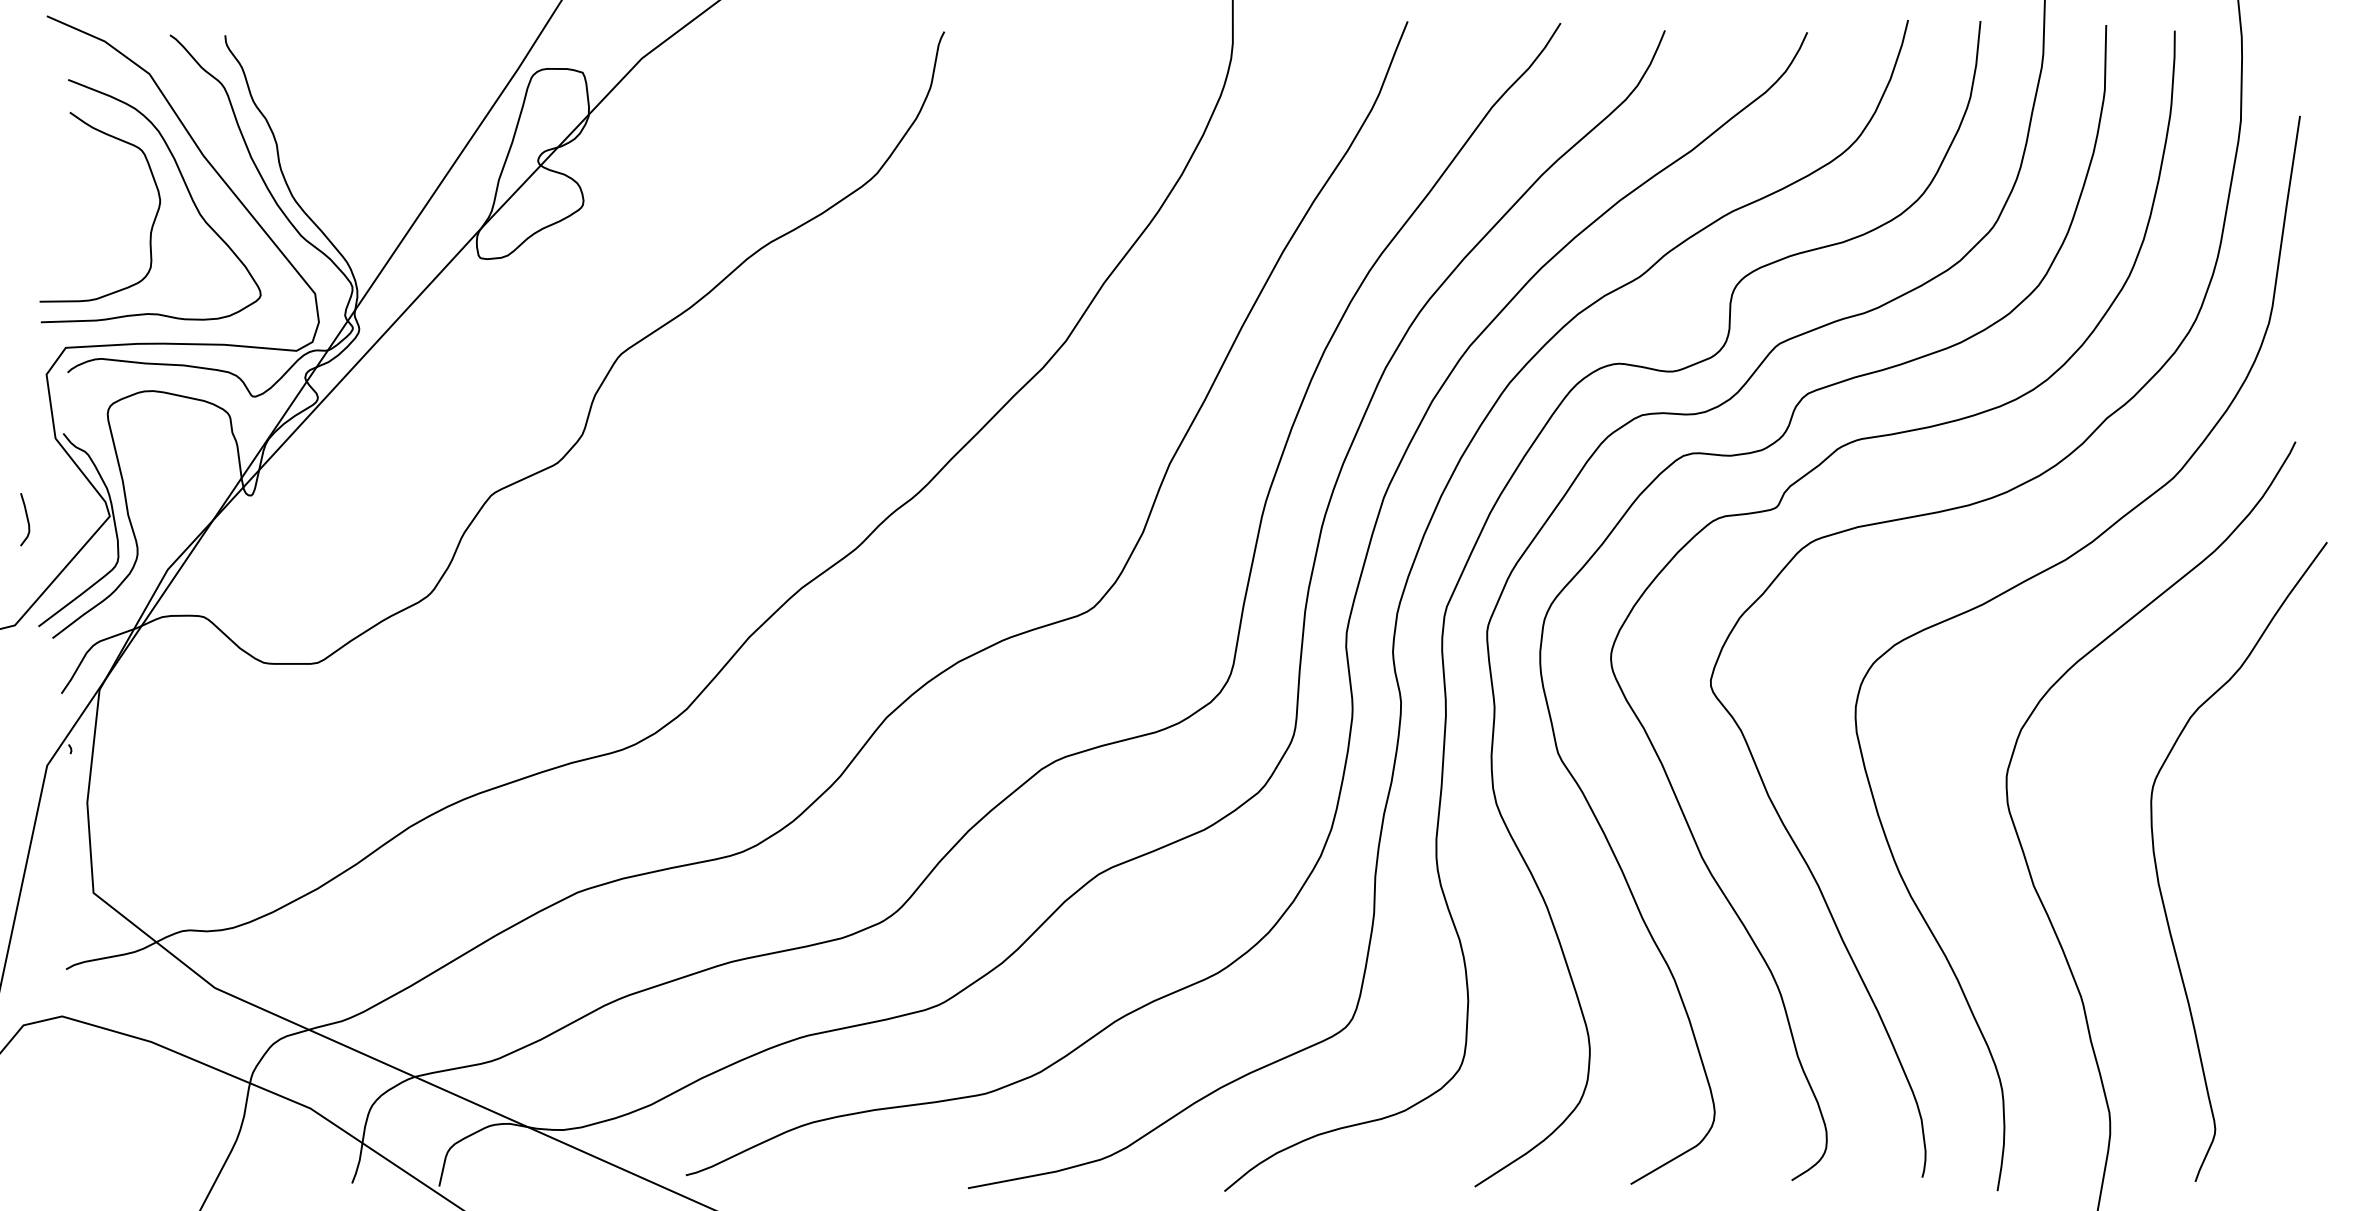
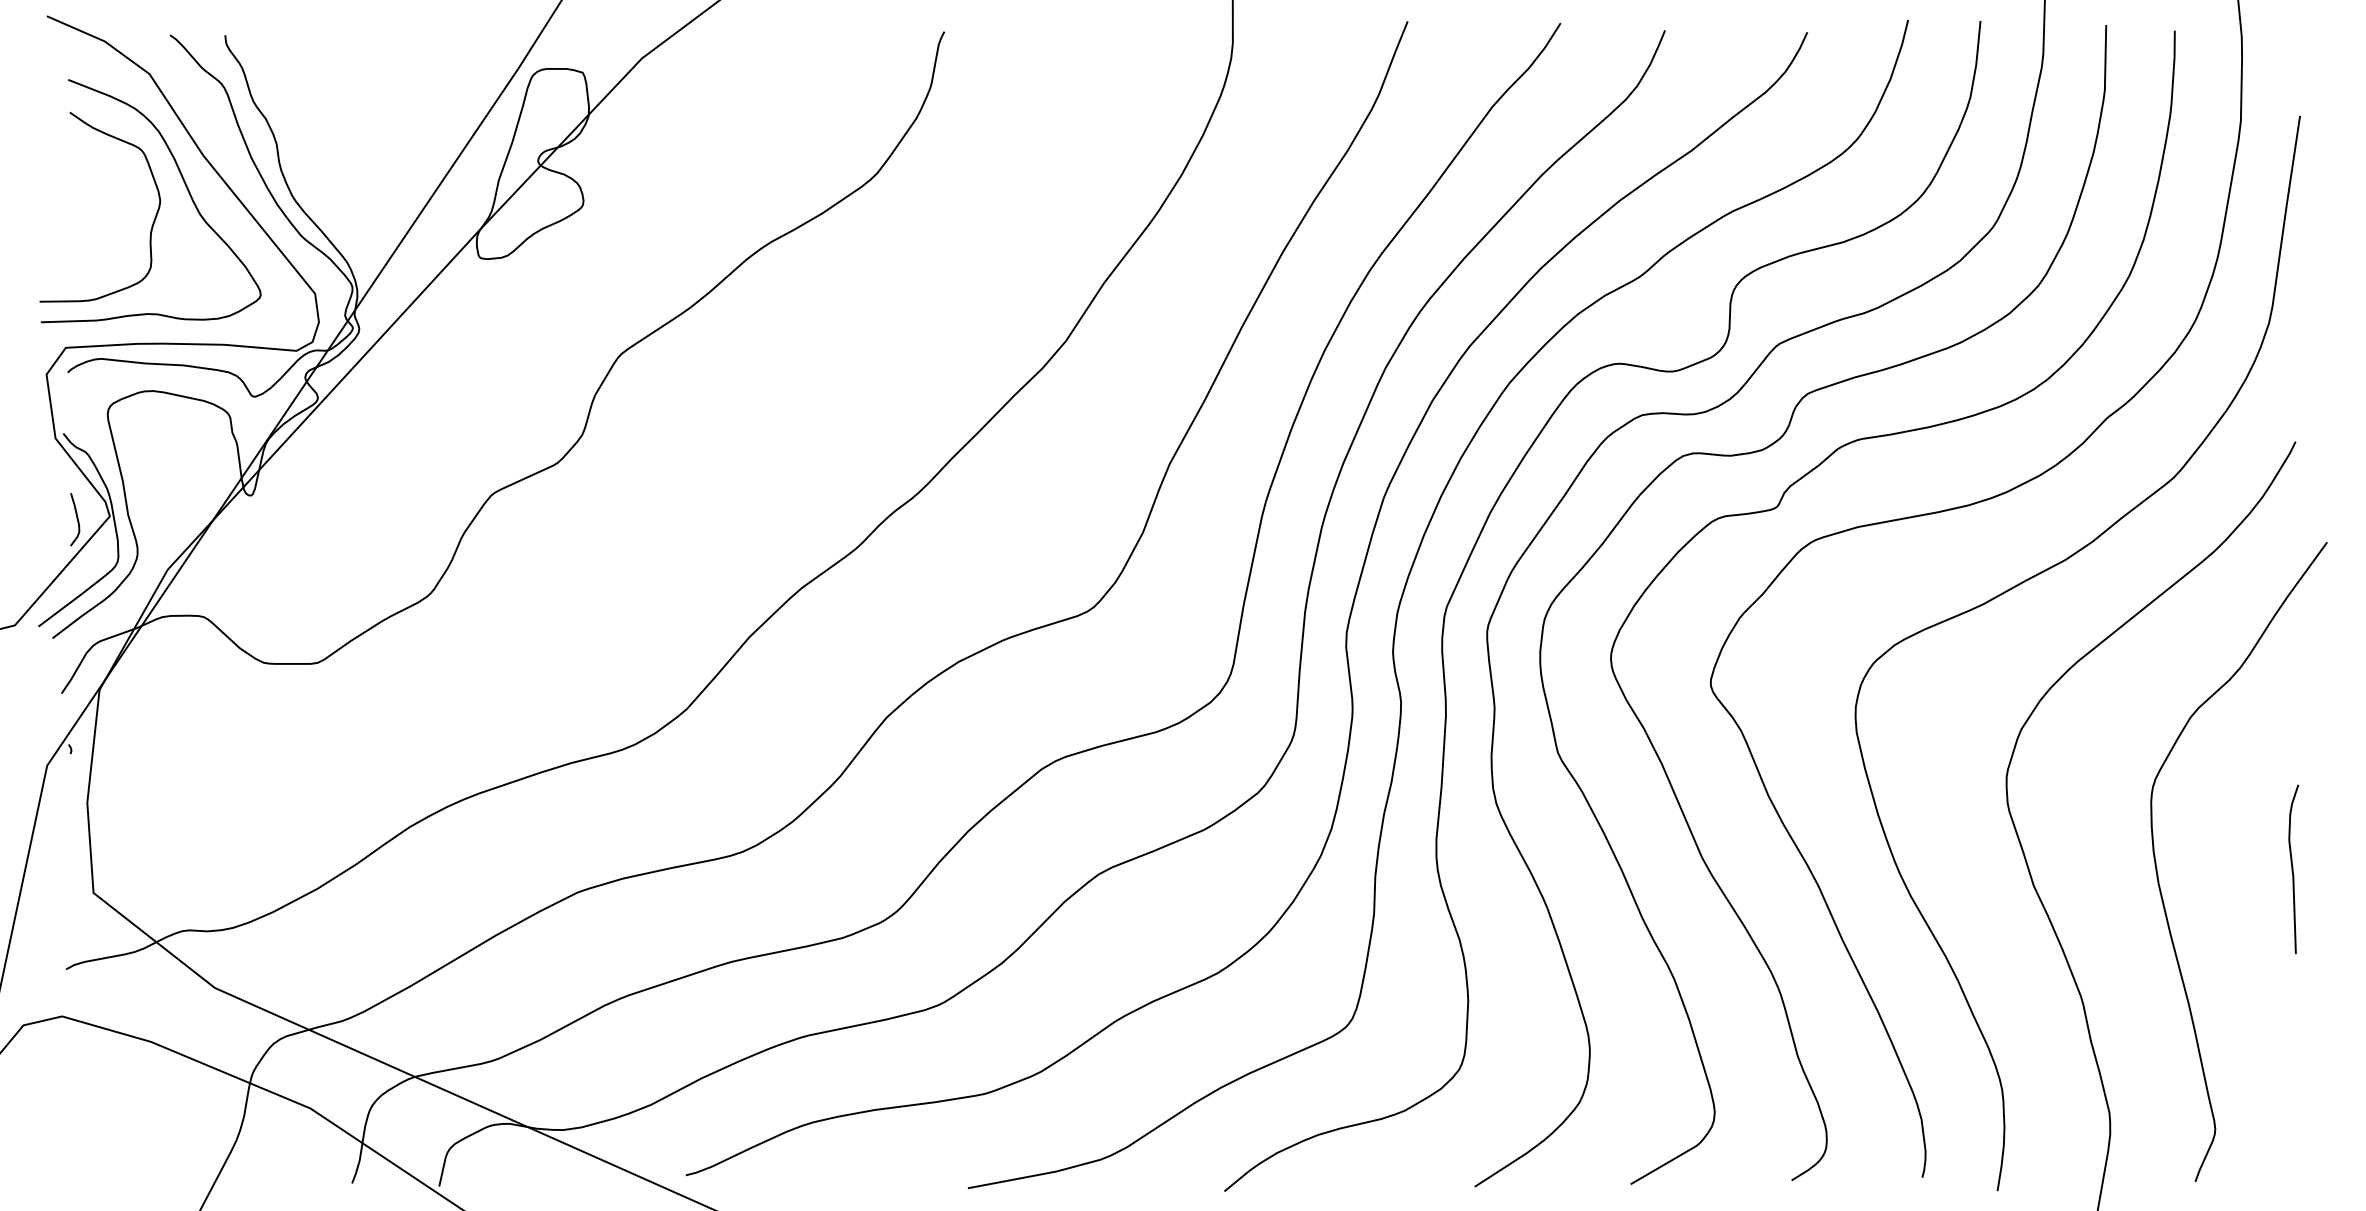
curve position: (26, 519) -> (76, 519) (76, 519)
curve: none -> present (2293, 869)
